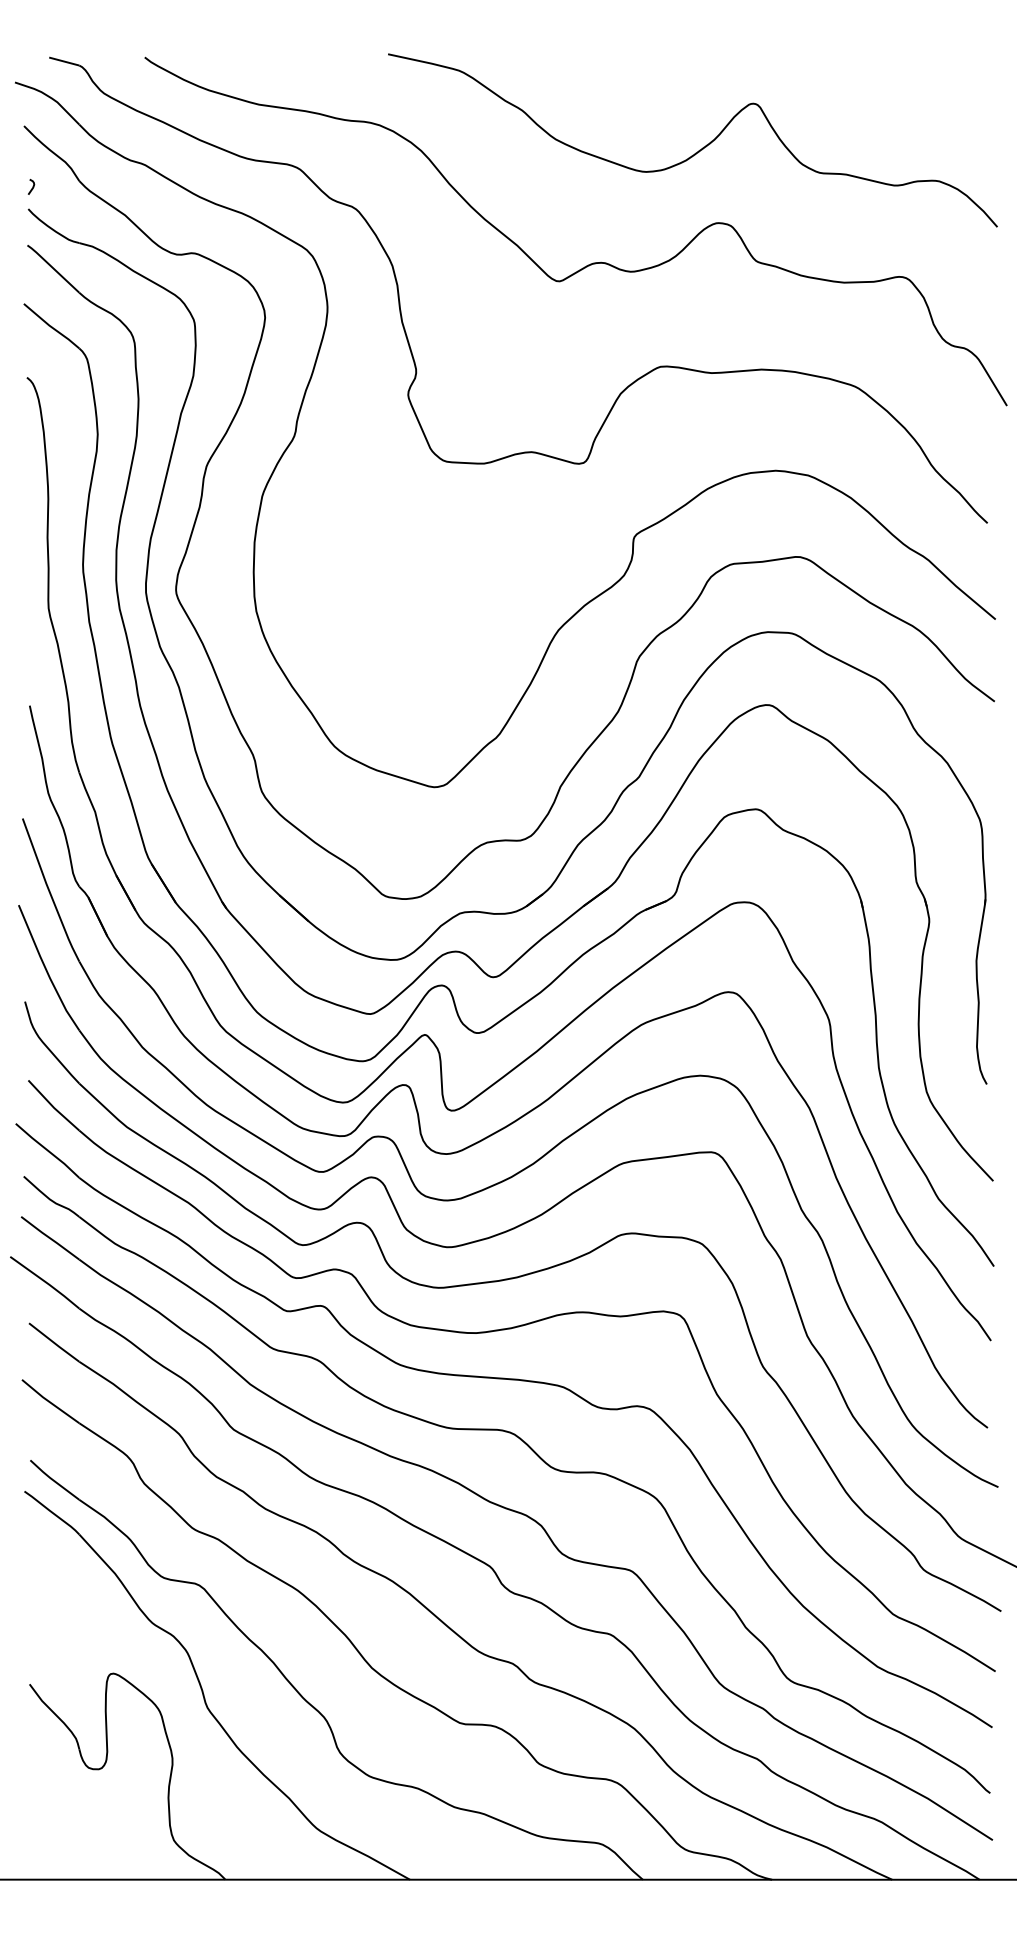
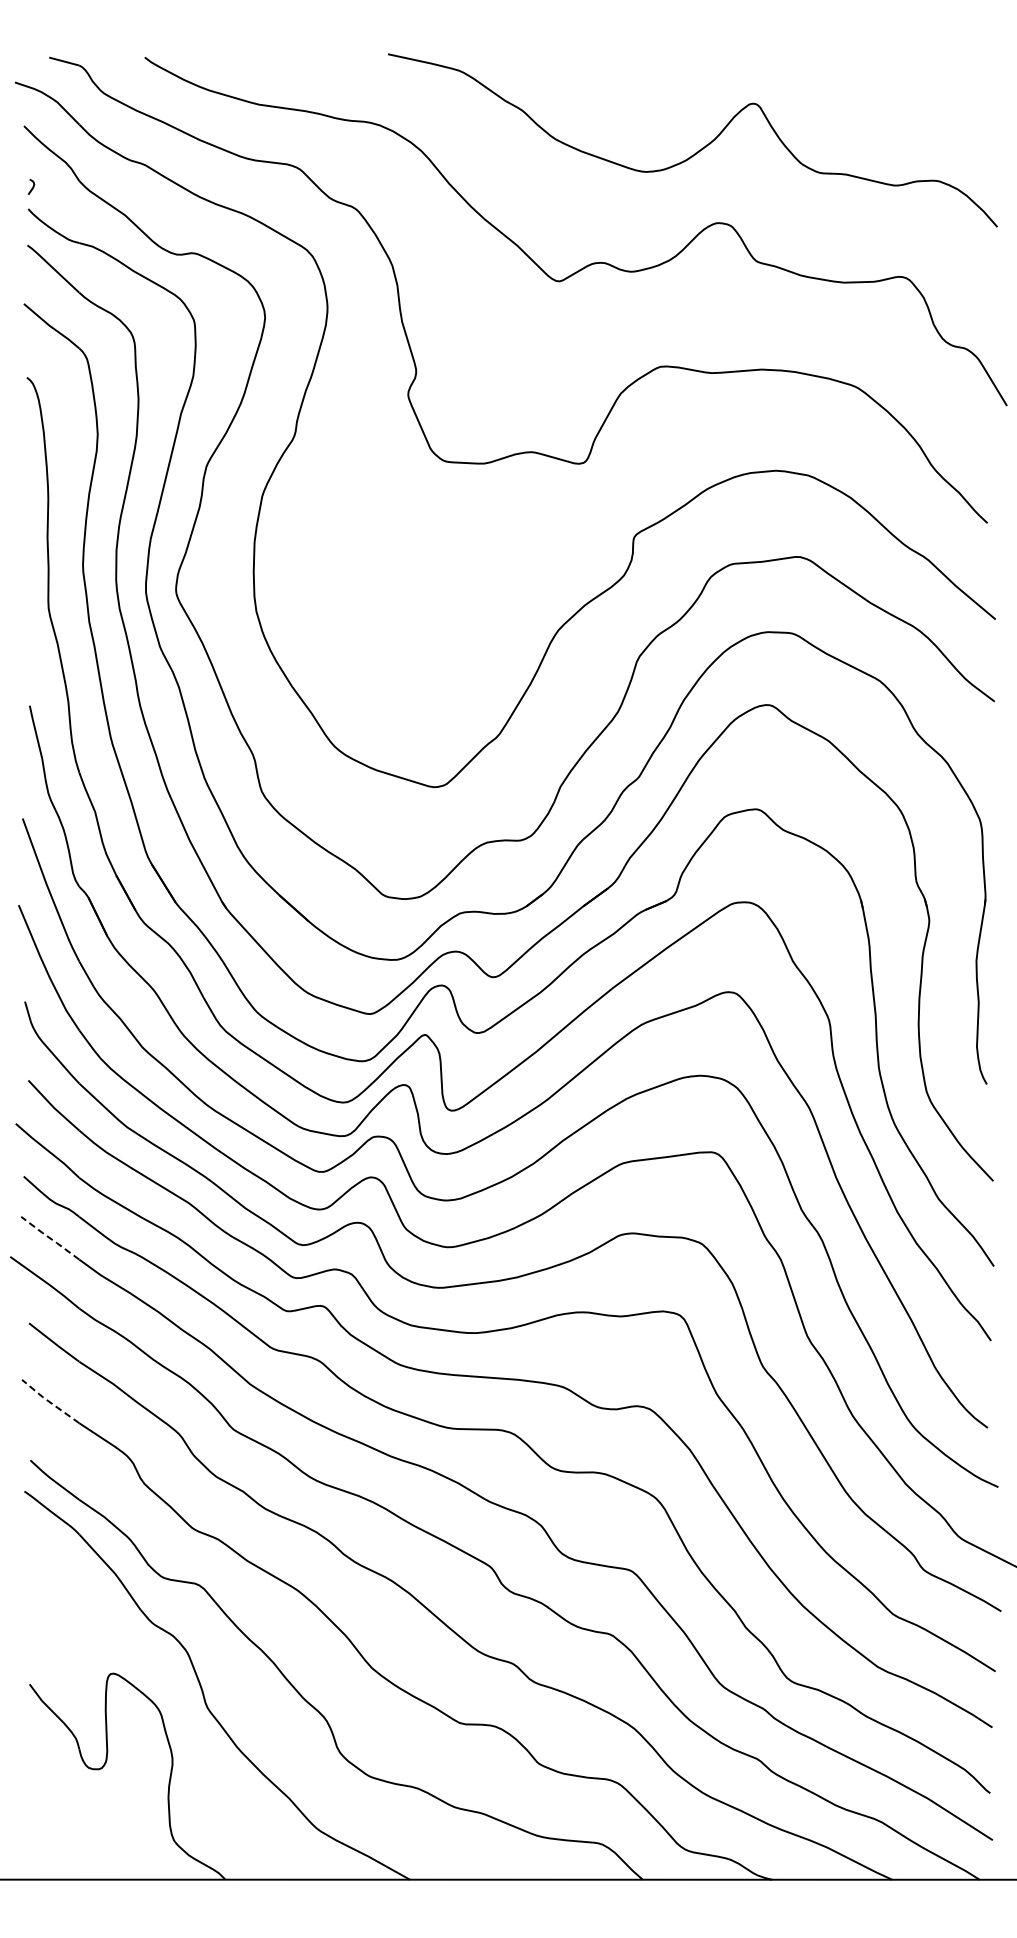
line: solid -> dashed (49, 1238)
line: solid -> dashed (49, 1401)
